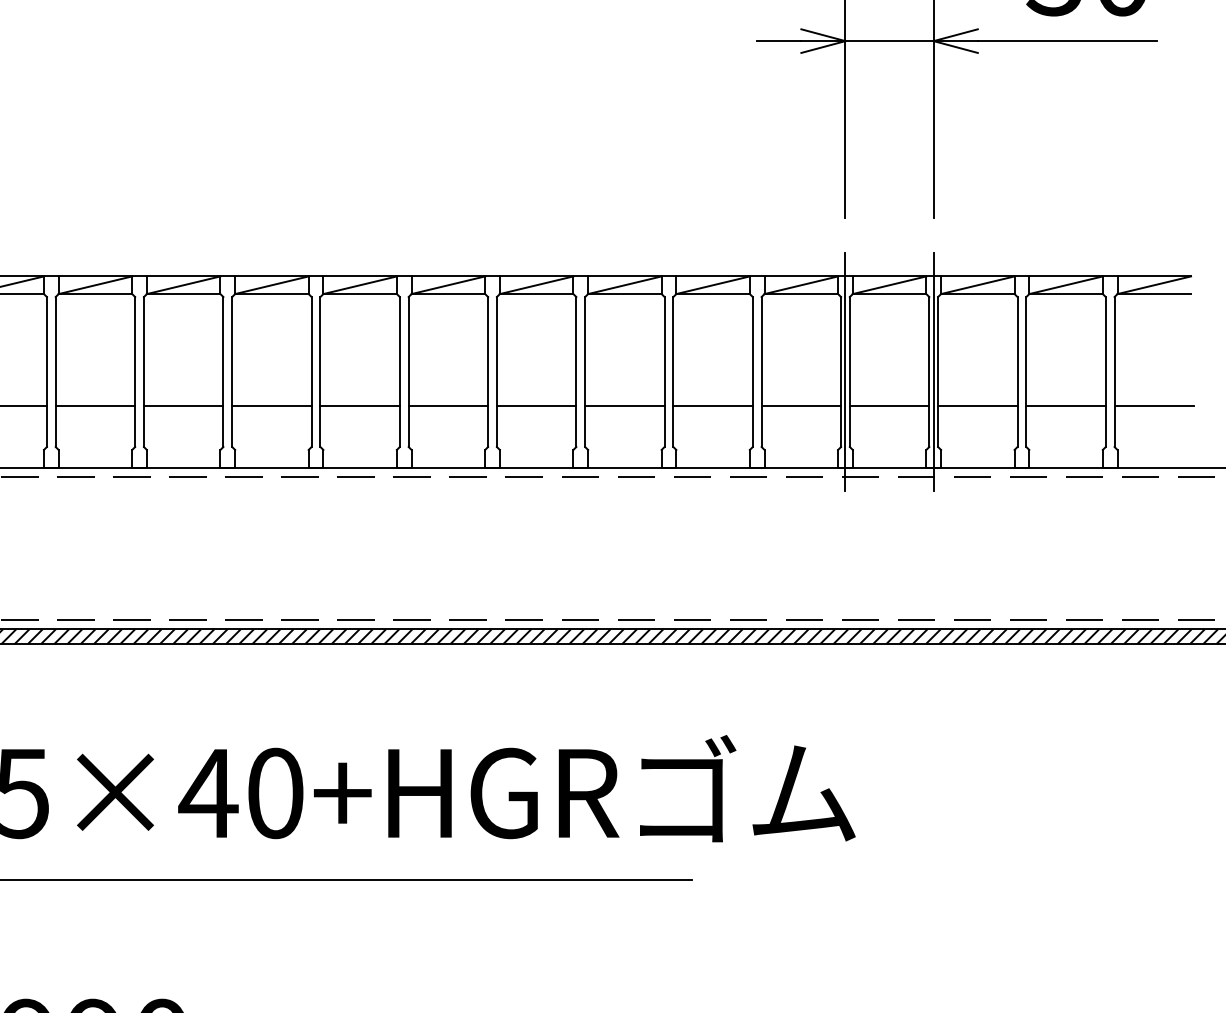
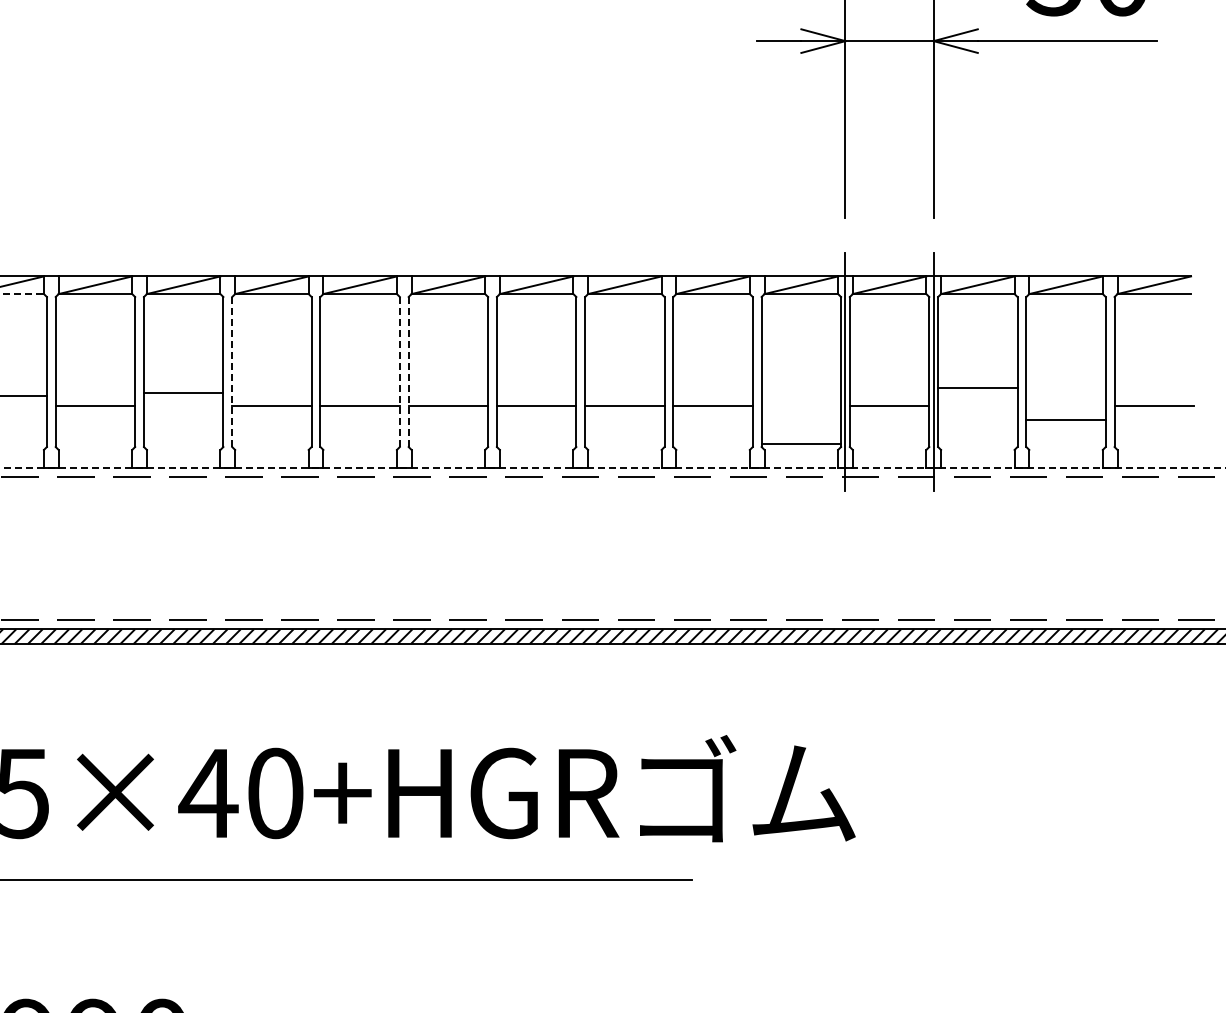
line: solid -> dashed (22, 294)
line: solid -> dashed (232, 372)
line: solid -> dashed (399, 372)
line: solid -> dashed (408, 372)
line position: (24, 405) -> (24, 395) (24, 395)
line position: (183, 405) -> (183, 392) (183, 392)
line position: (801, 405) -> (801, 443) (801, 443)
line position: (977, 405) -> (977, 387) (977, 387)
line position: (1065, 405) -> (1065, 419) (1065, 419)
line: solid -> dashed (612, 467)
